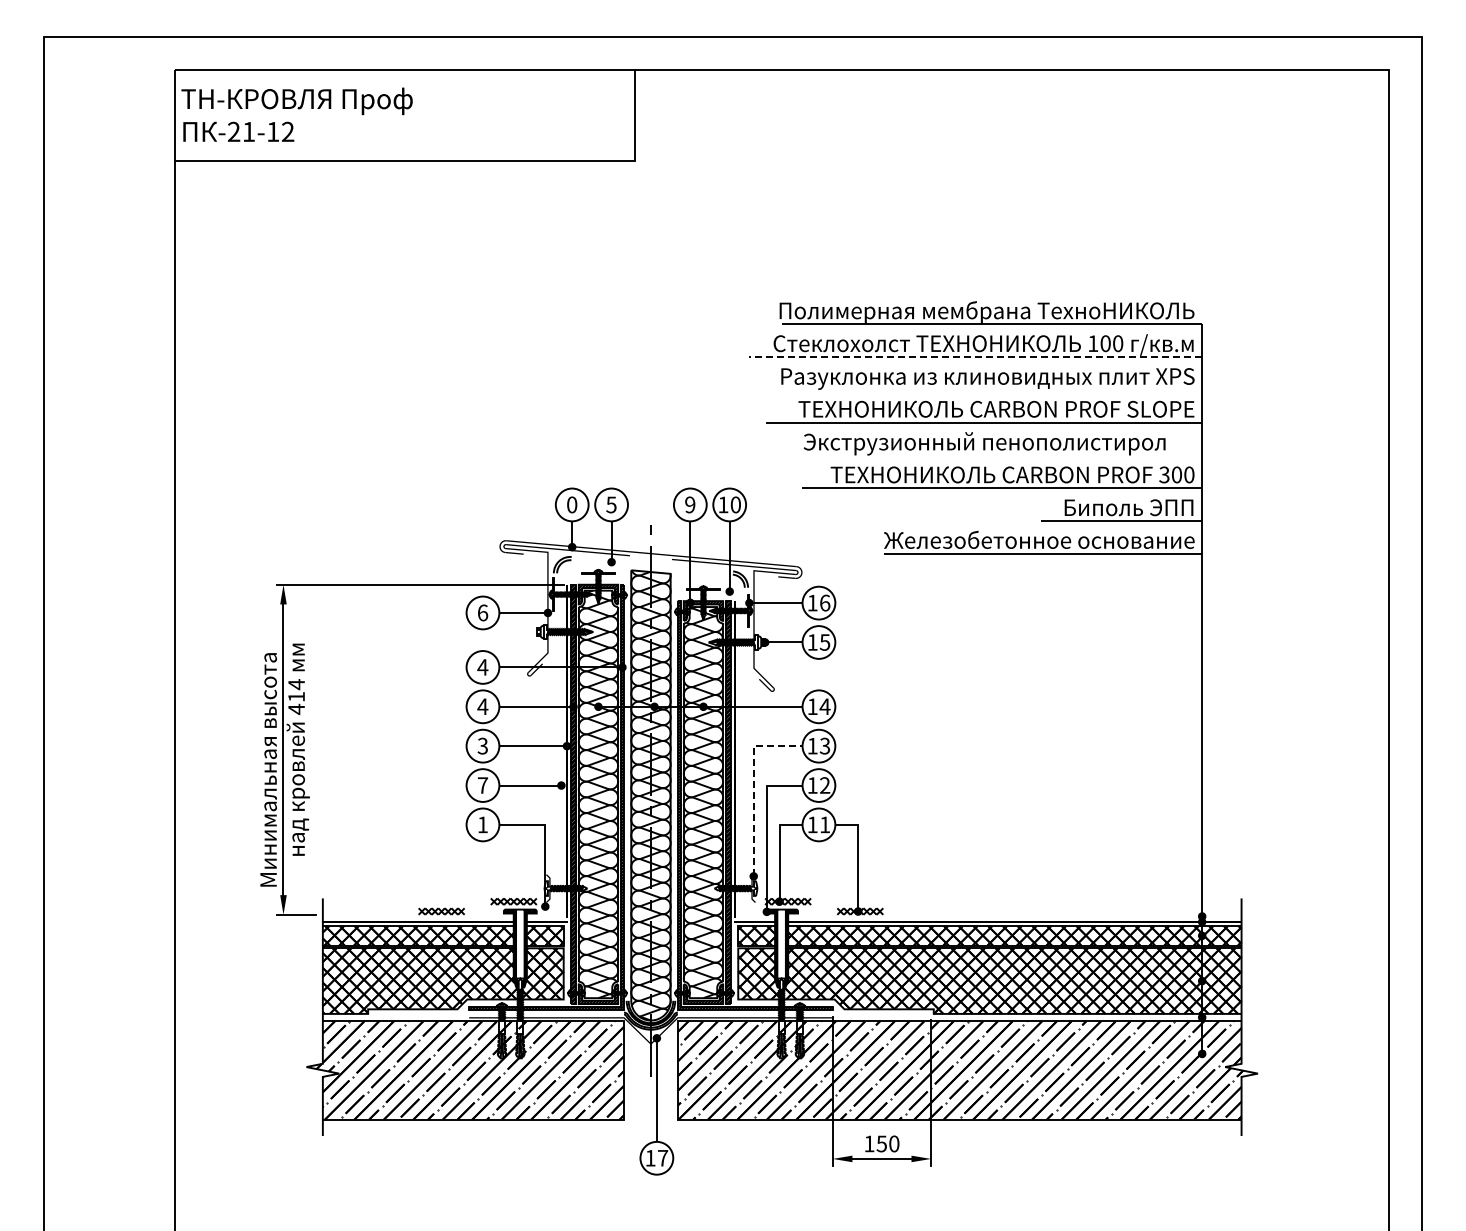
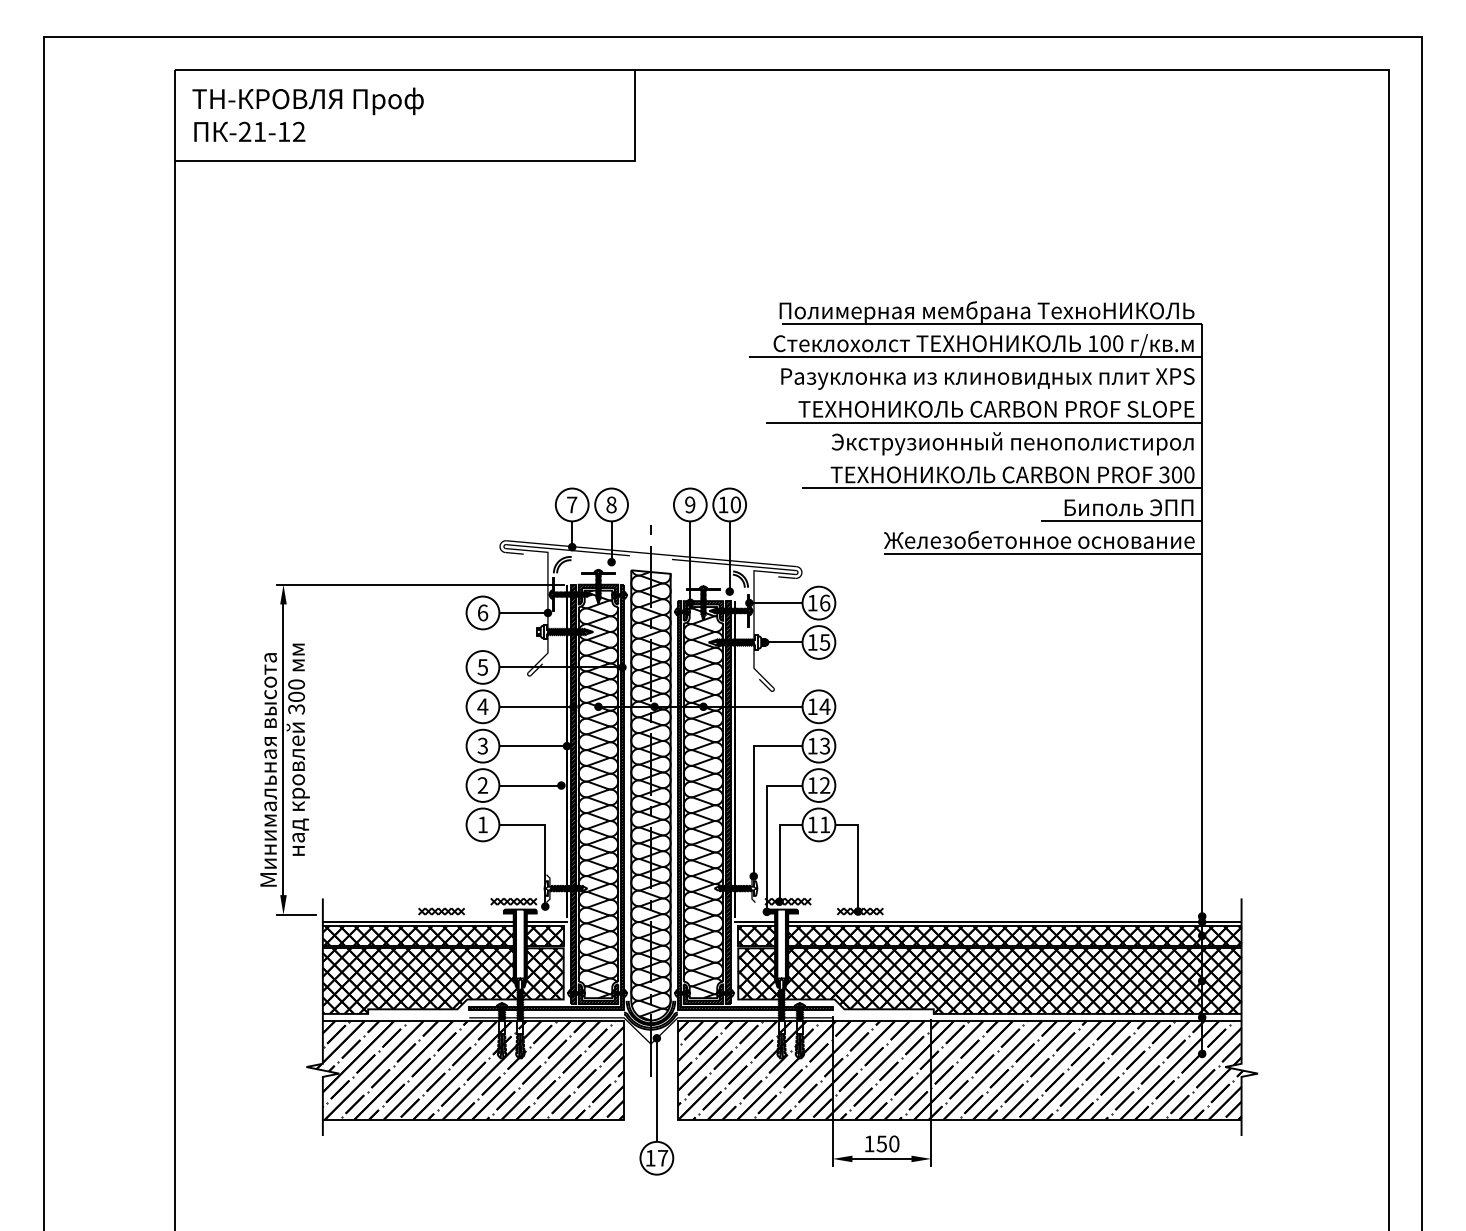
text position: (296, 114) -> (307, 114) (307, 114)
line: dashed -> solid (975, 357)
text position: (984, 443) -> (1012, 443) (1012, 443)
text: 0 -> 7 (572, 504)
text: 5 -> 8 (611, 504)
text: 4 -> 5 (482, 667)
text: 414 -> 300 (296, 697)
text: 7 -> 2 (482, 785)
line: dashed -> solid (753, 785)
